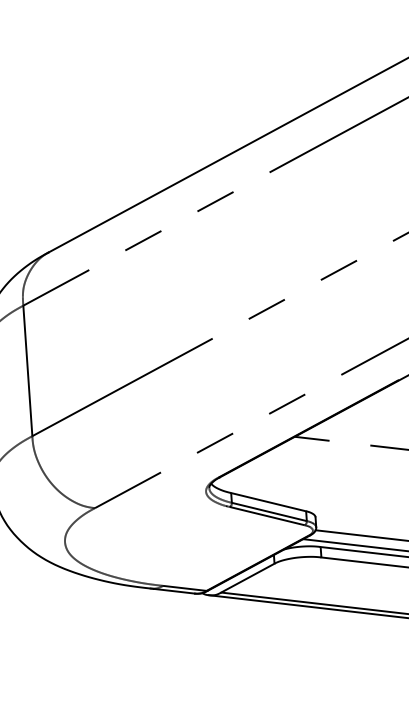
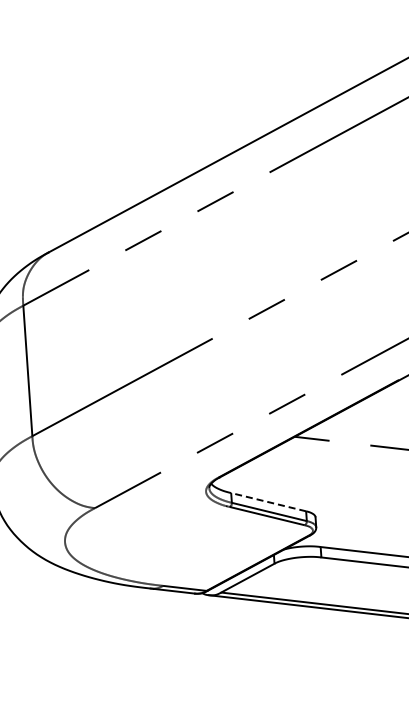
line: solid -> dashed (268, 502)
line: present -> none (360, 535)
line: present -> none (354, 544)
